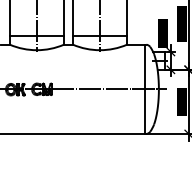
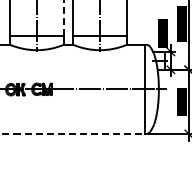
line: solid -> dashed (64, 18)
line: solid -> dashed (72, 133)
